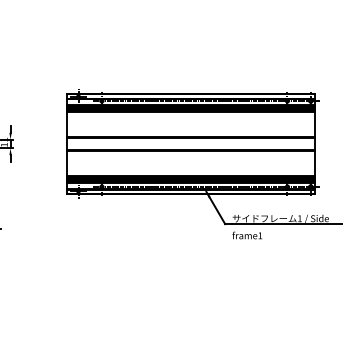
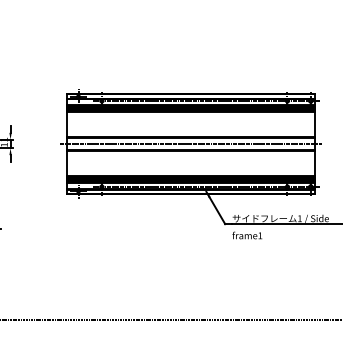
line: none -> present (190, 144)
line: none -> present (170, 319)
